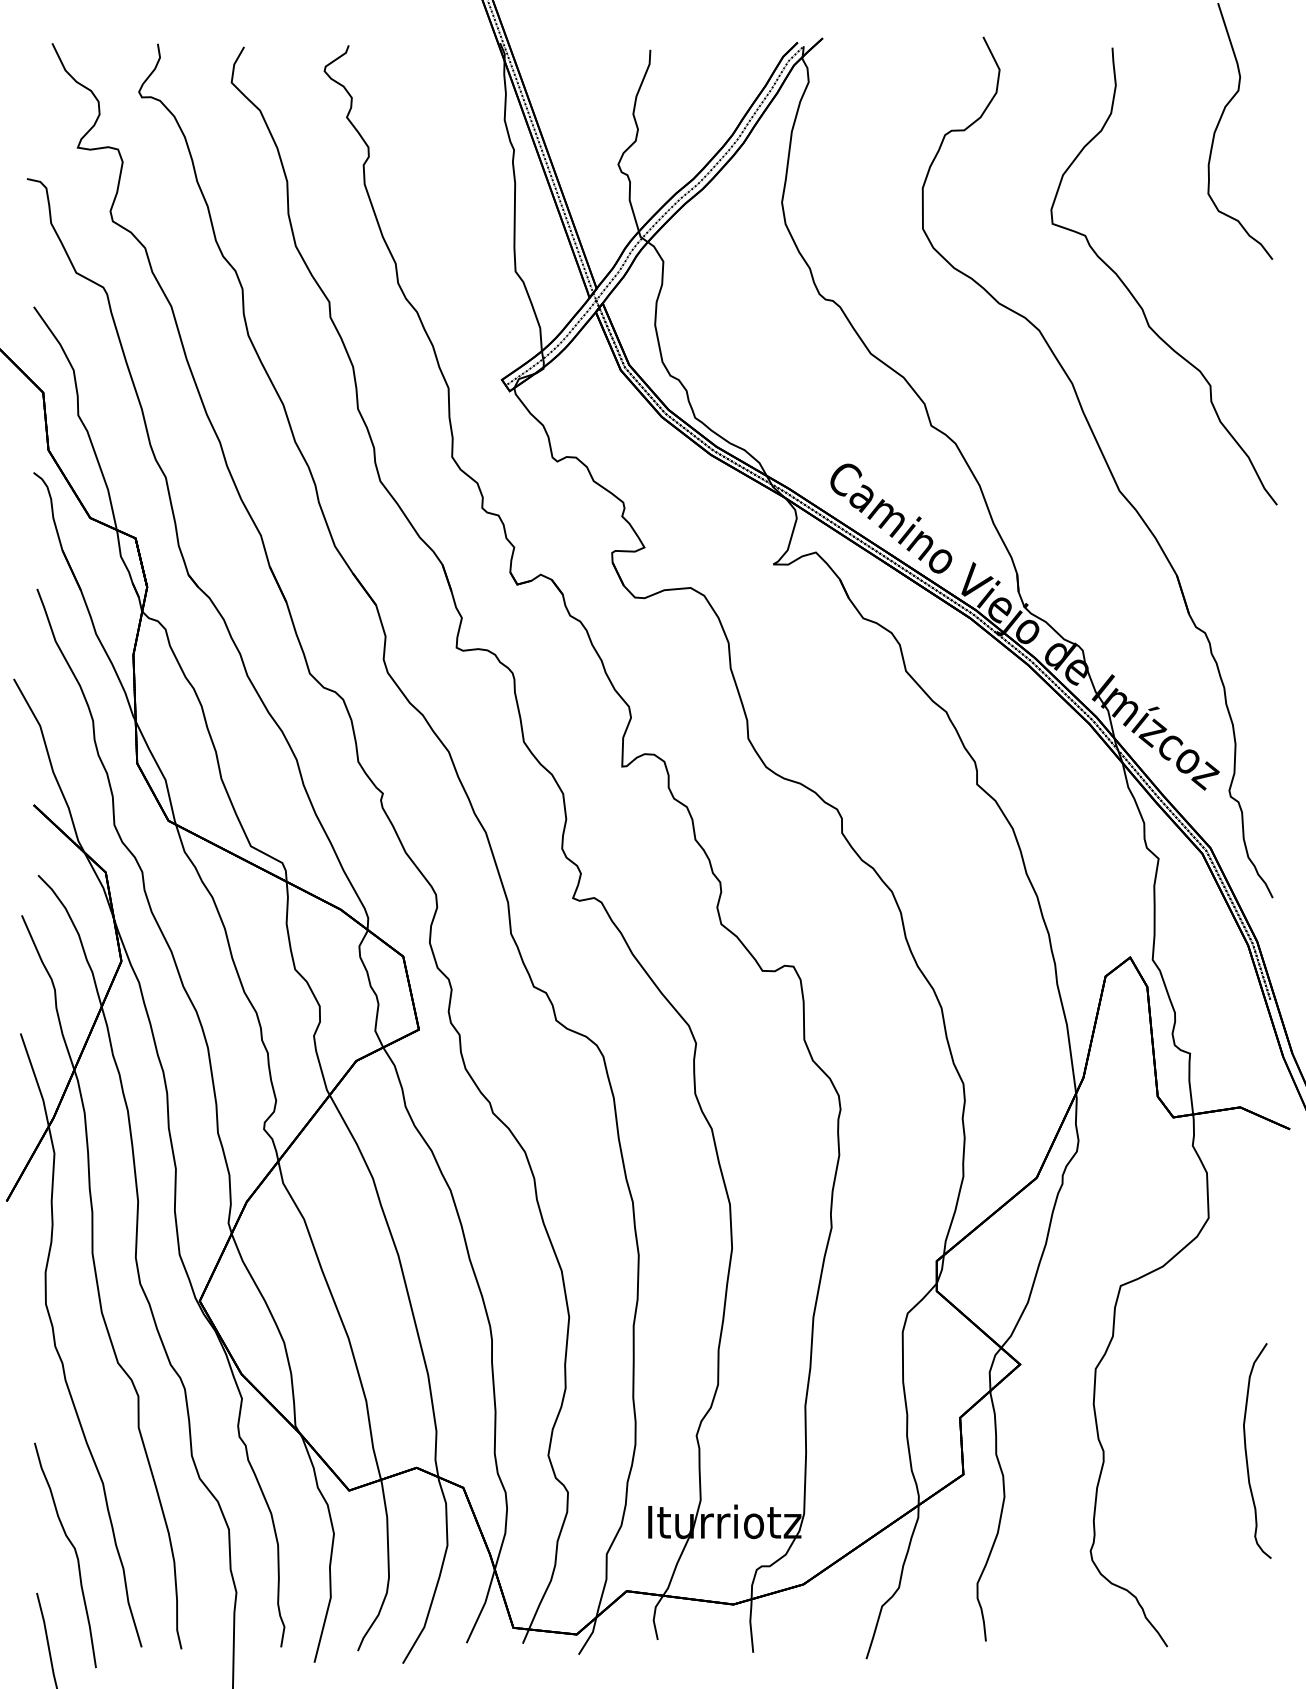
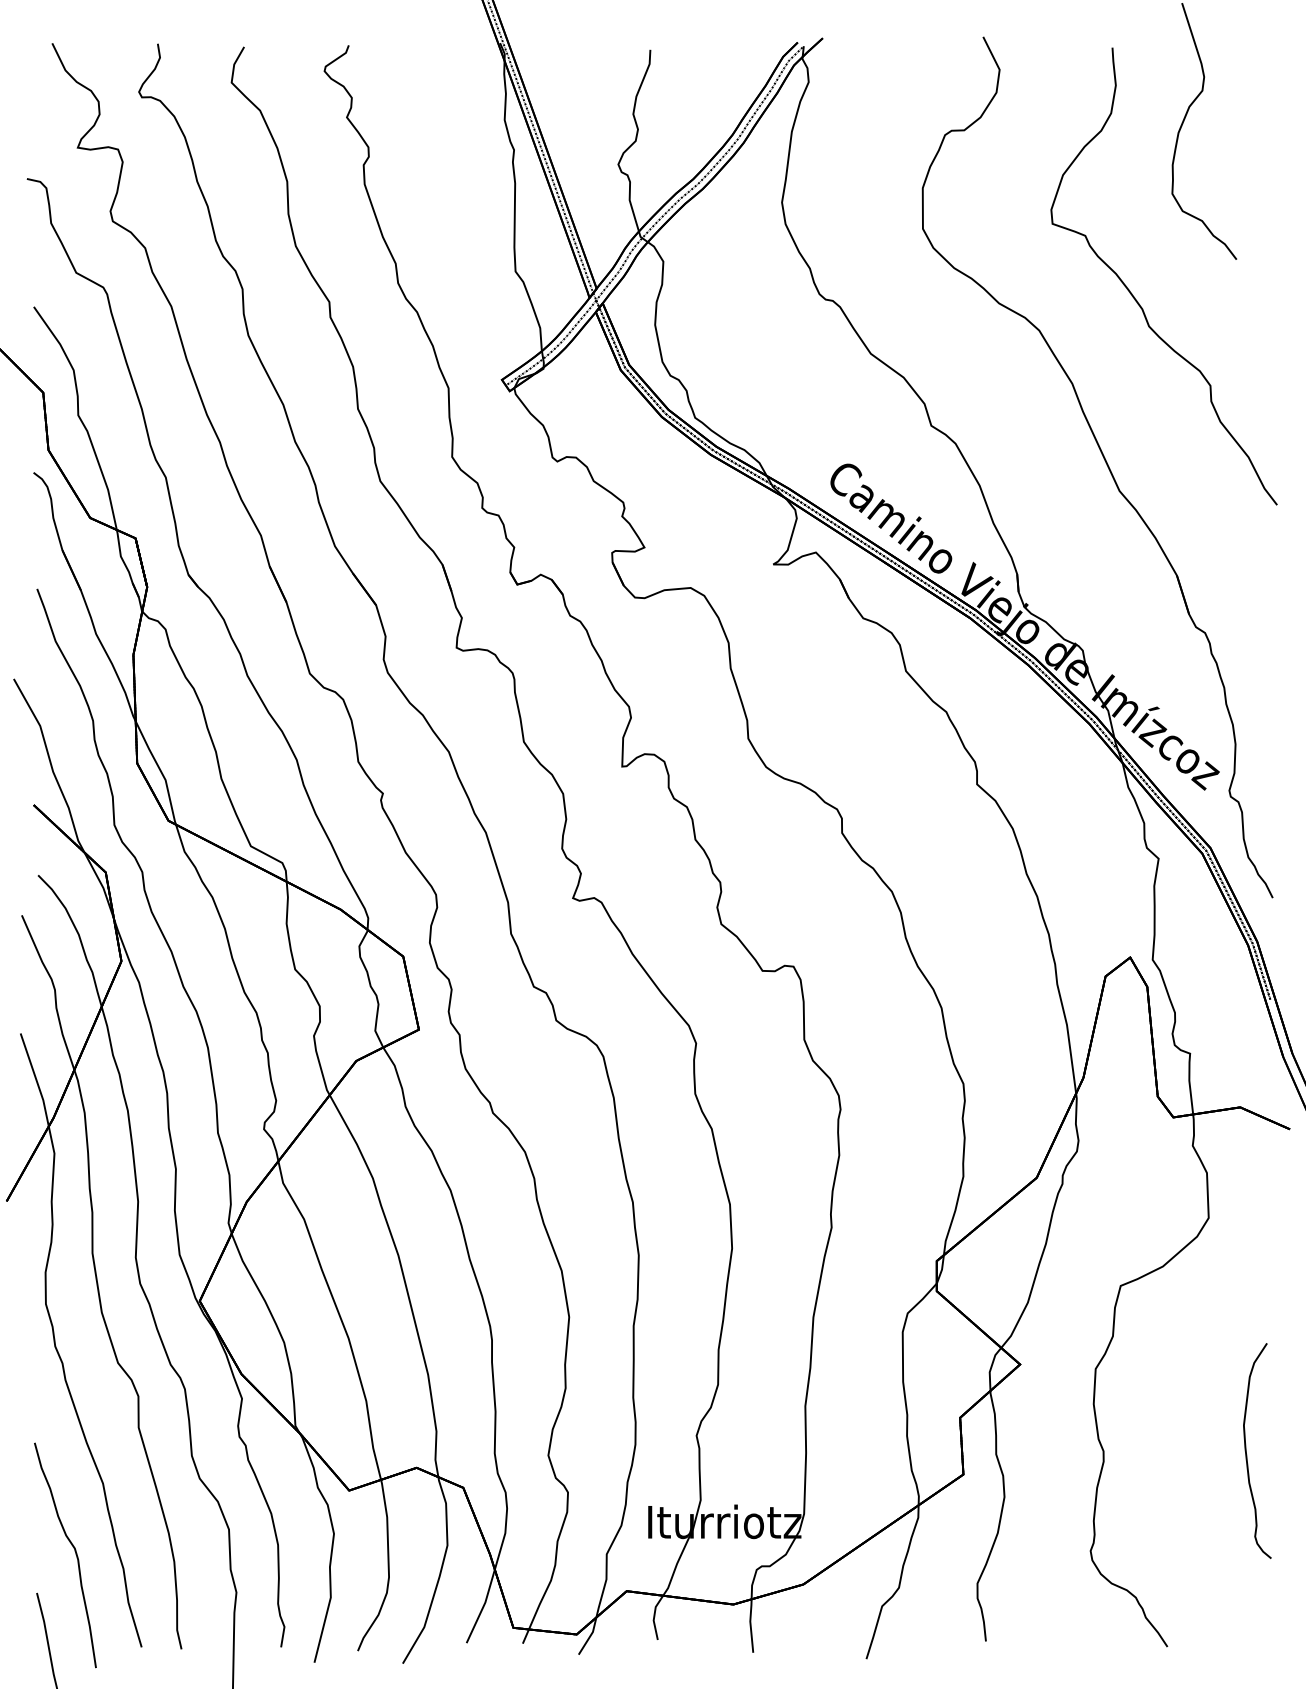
part position: (1220, 121) -> (1184, 121) (1184, 121)
